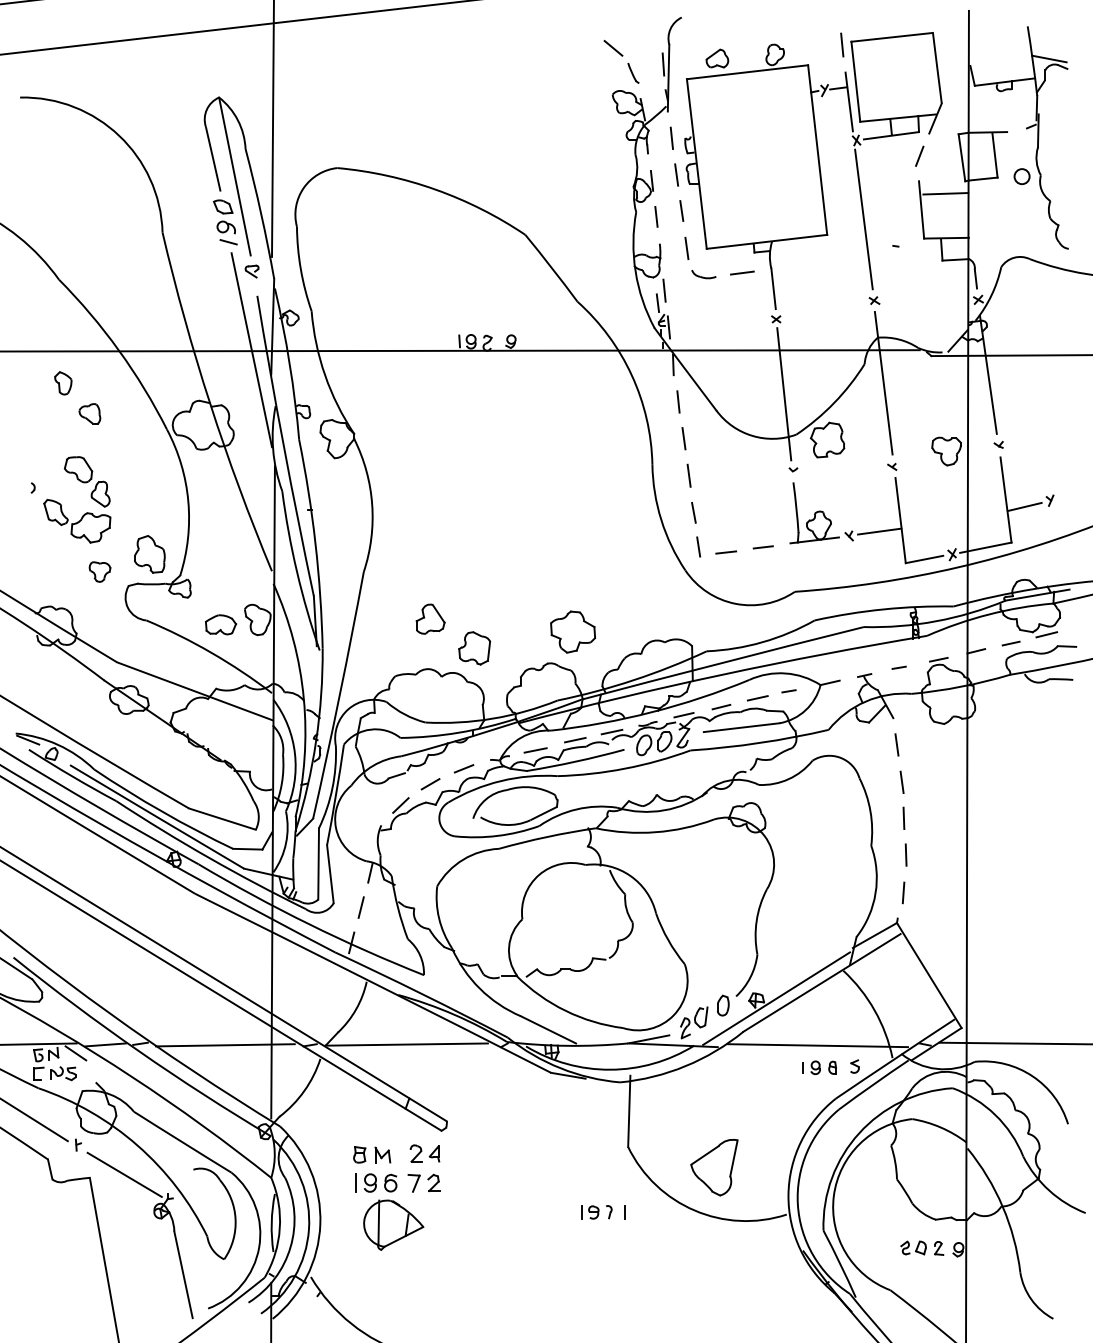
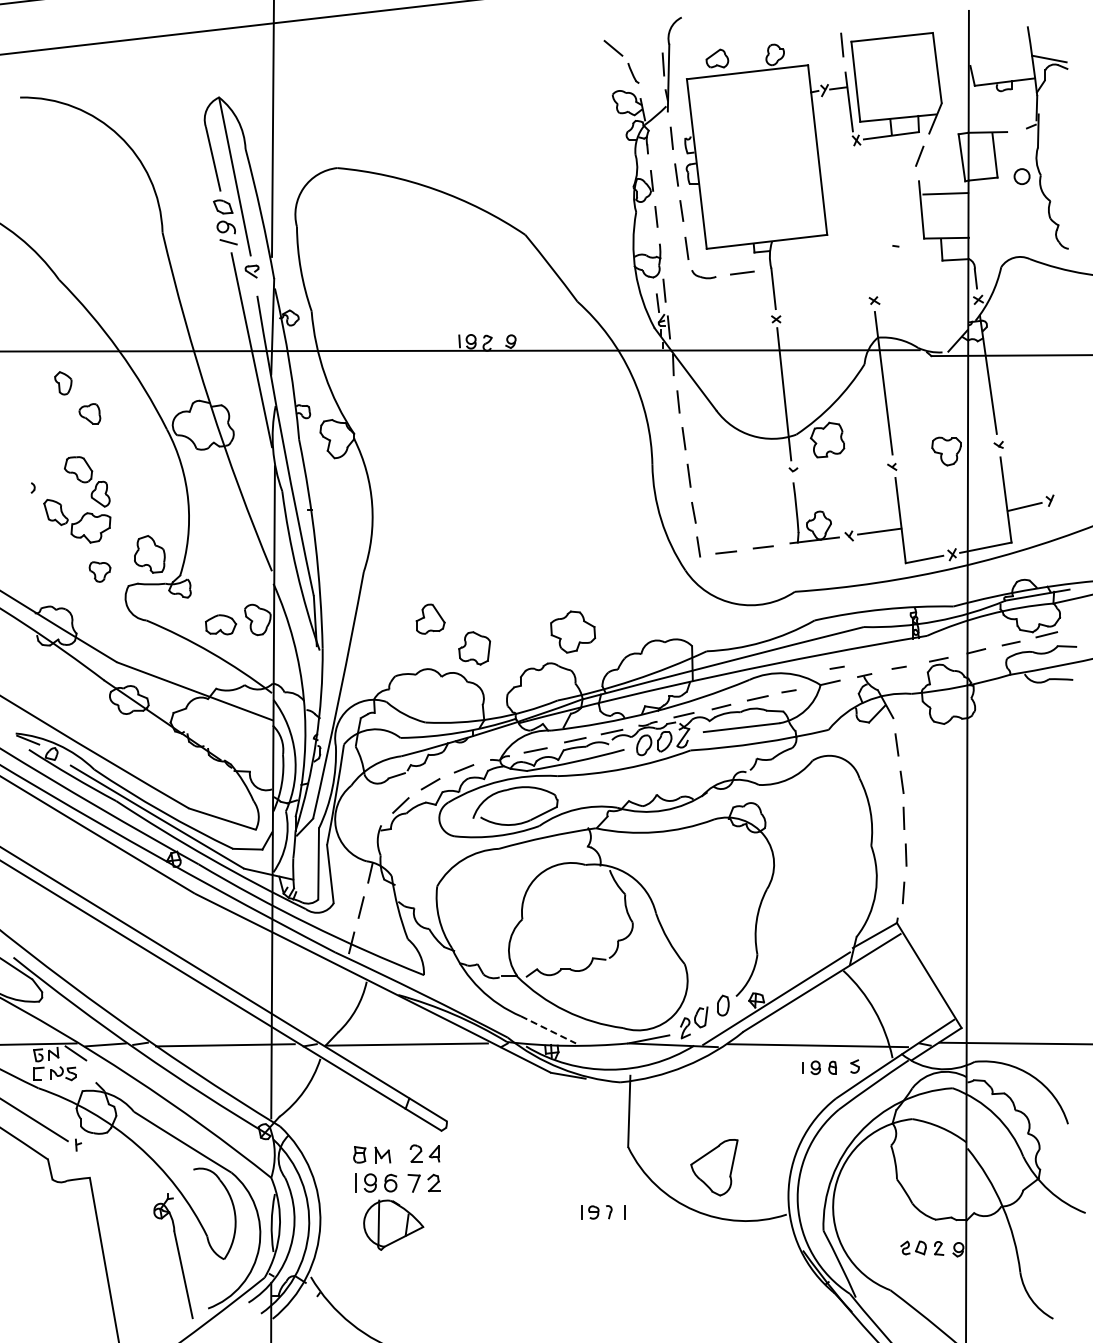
line: present -> none (863, 219)
line: none -> present (836, 667)
line: solid -> dashed (548, 1029)
line: present -> none (124, 1174)
